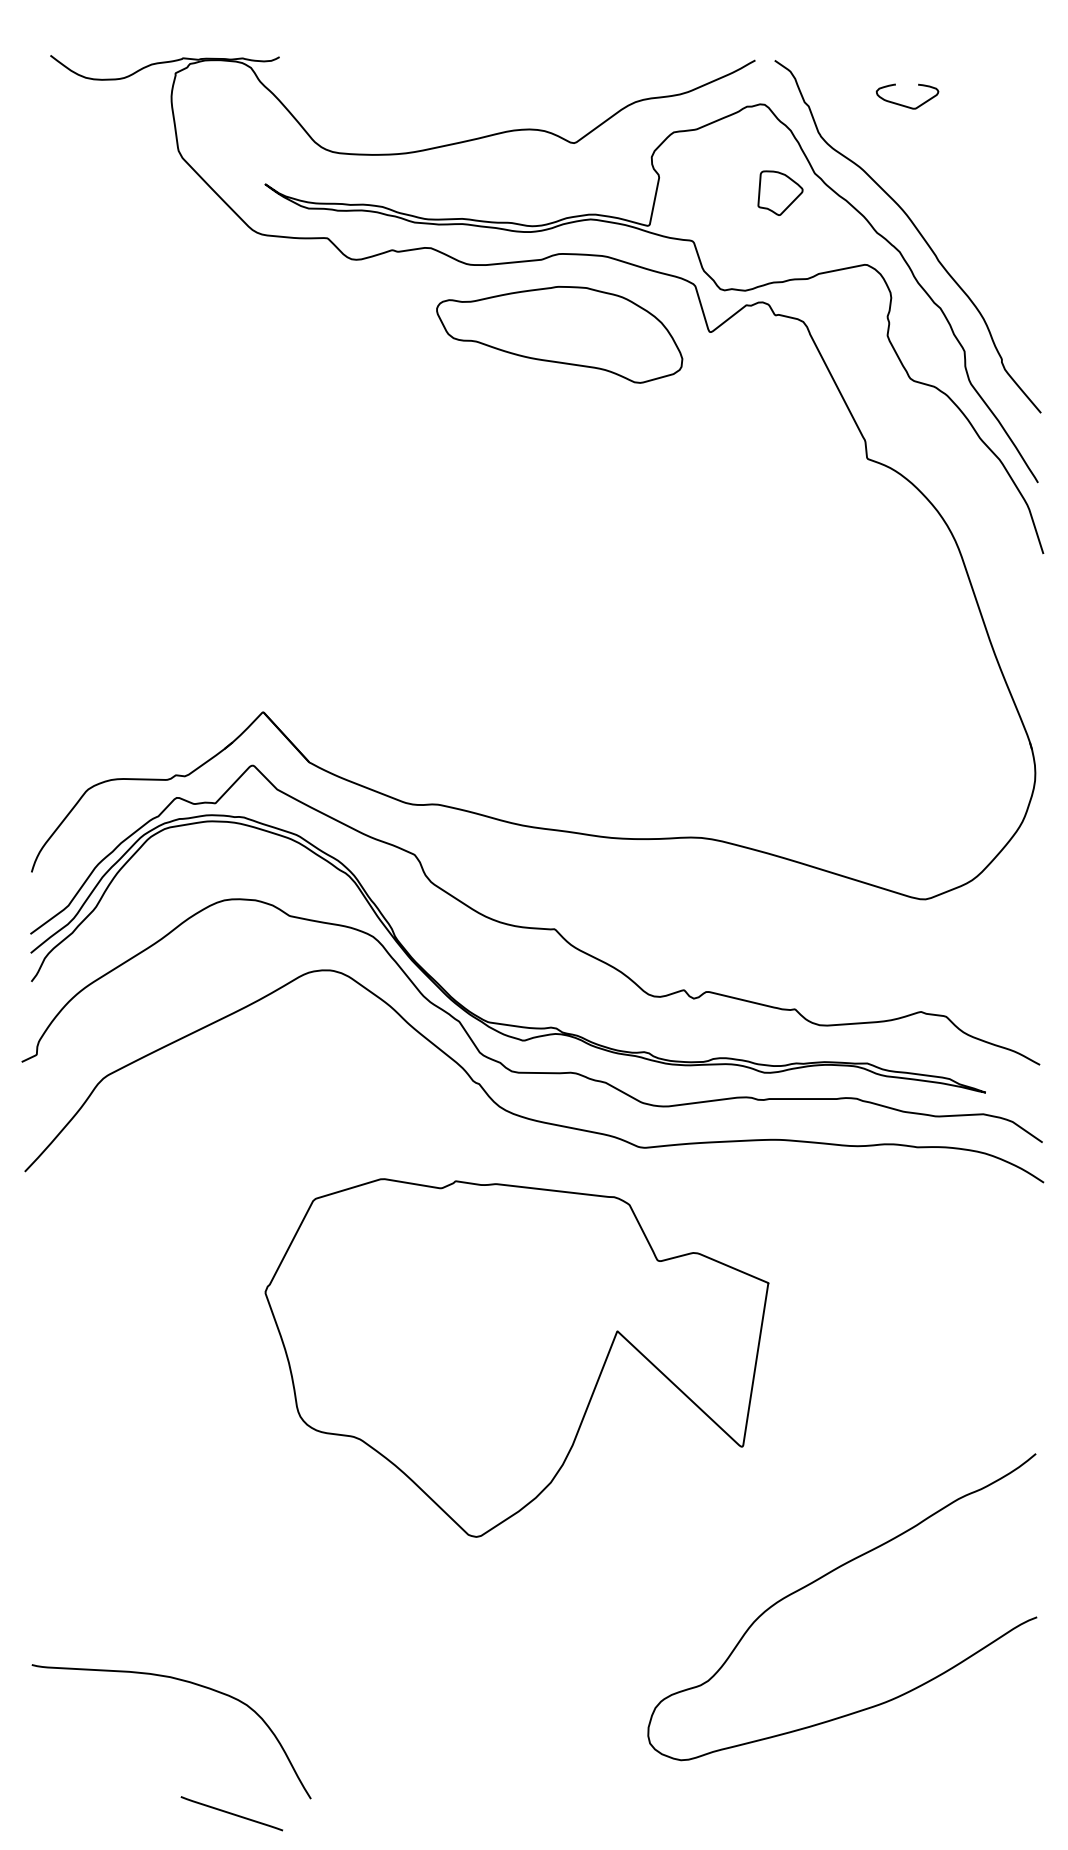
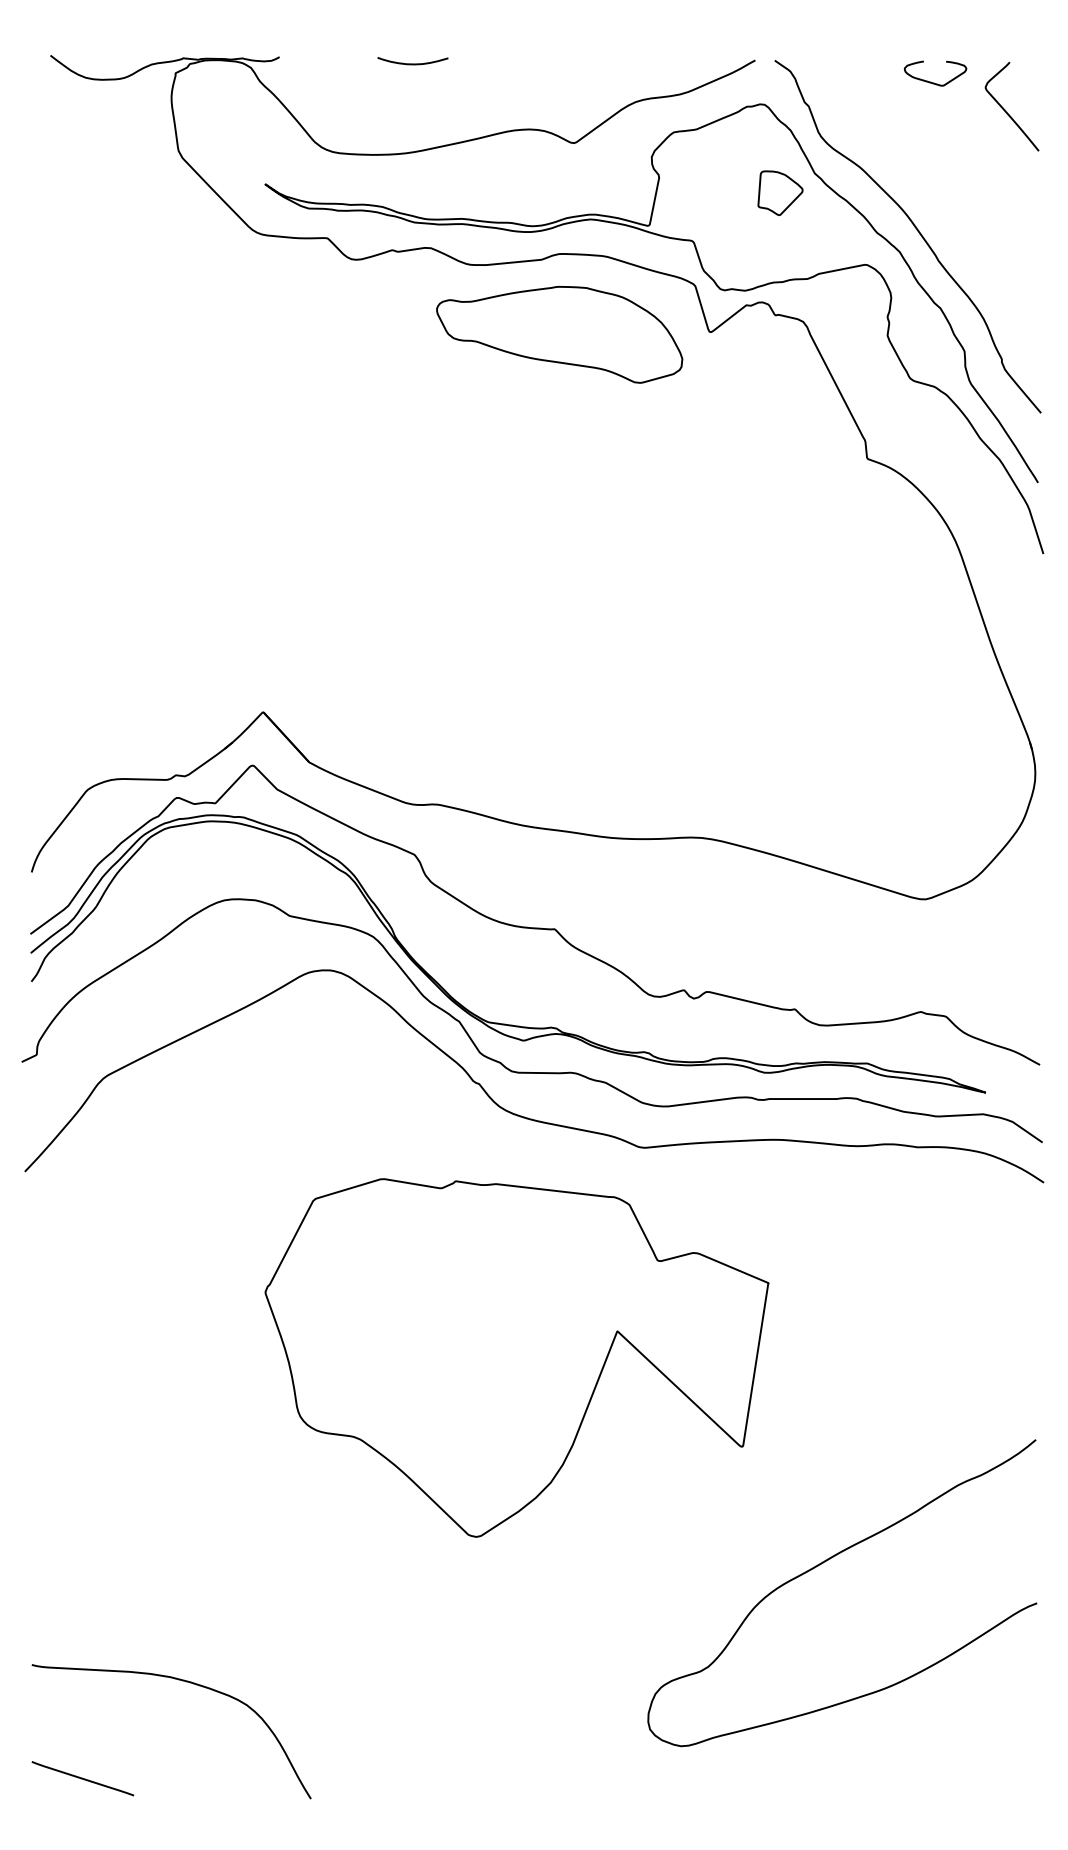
curve: none -> present (412, 63)
curve position: (903, 104) -> (931, 81) (931, 81)
curve: none -> present (1005, 109)
curve position: (825, 1576) -> (825, 1562) (825, 1562)
line position: (231, 1813) -> (82, 1778) (82, 1778)
